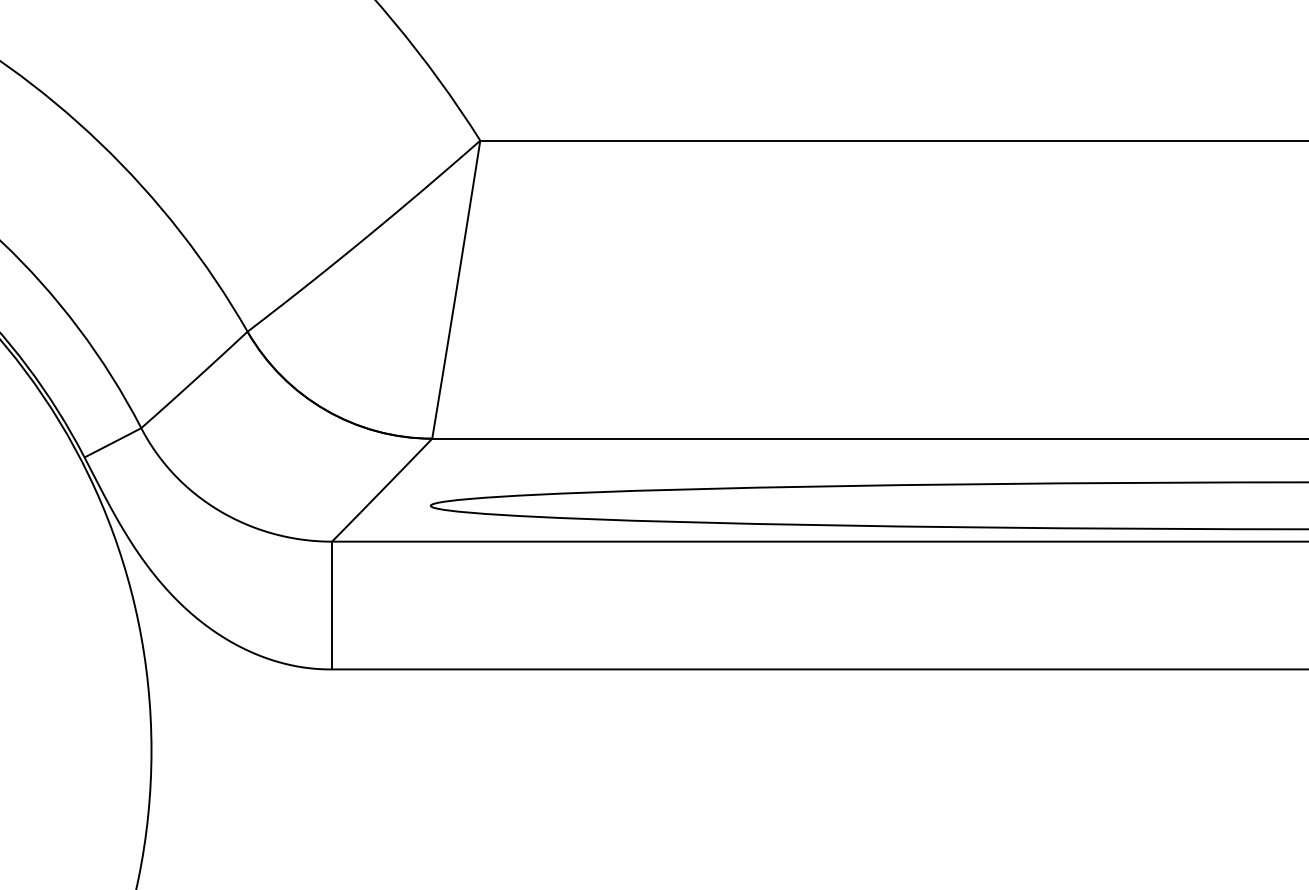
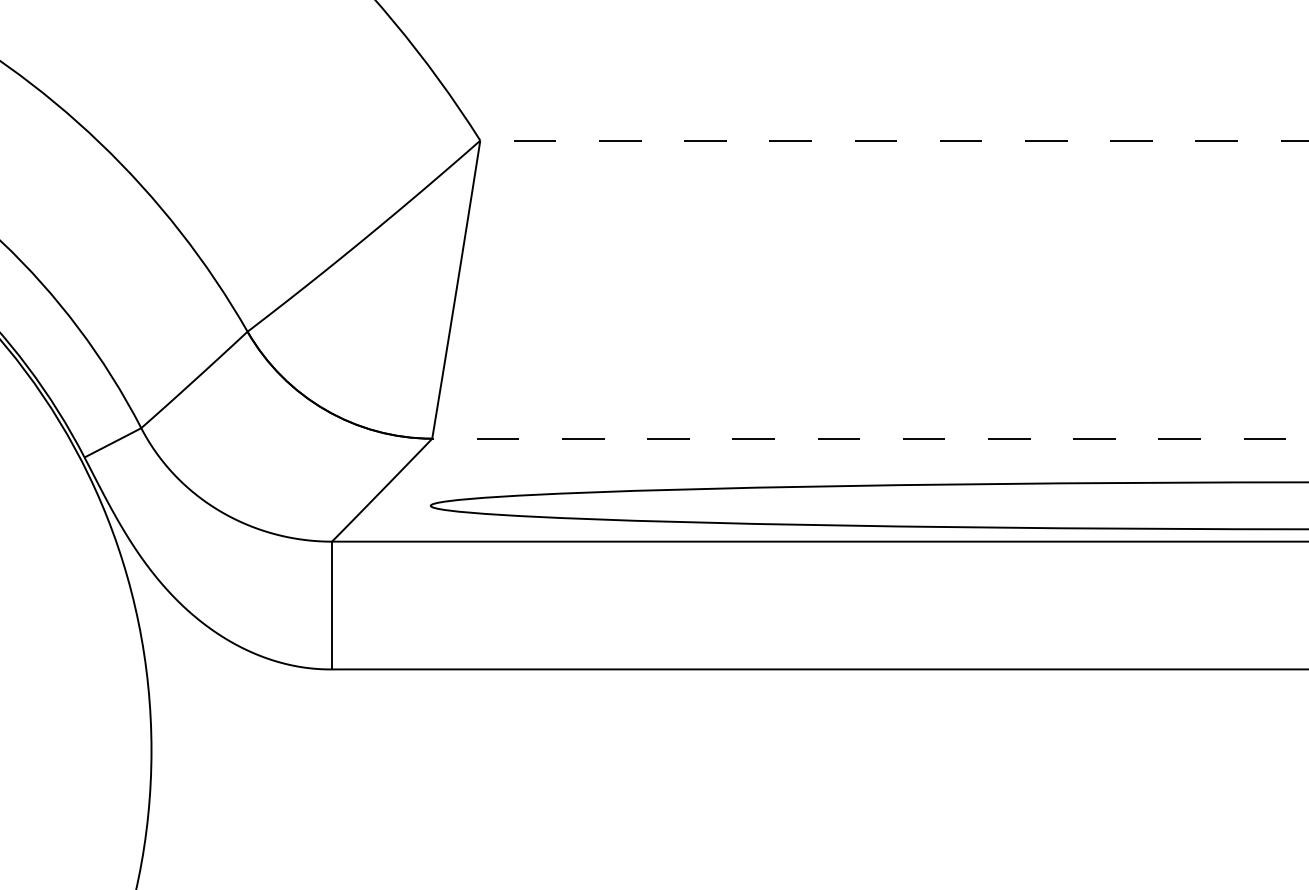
line: solid -> dashed (894, 140)
line: solid -> dashed (870, 438)
